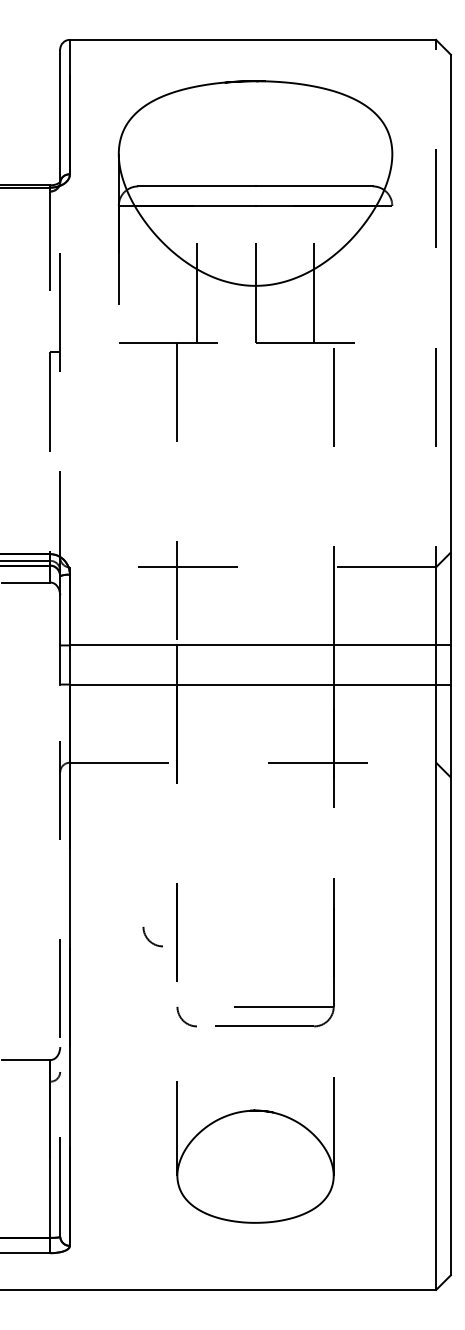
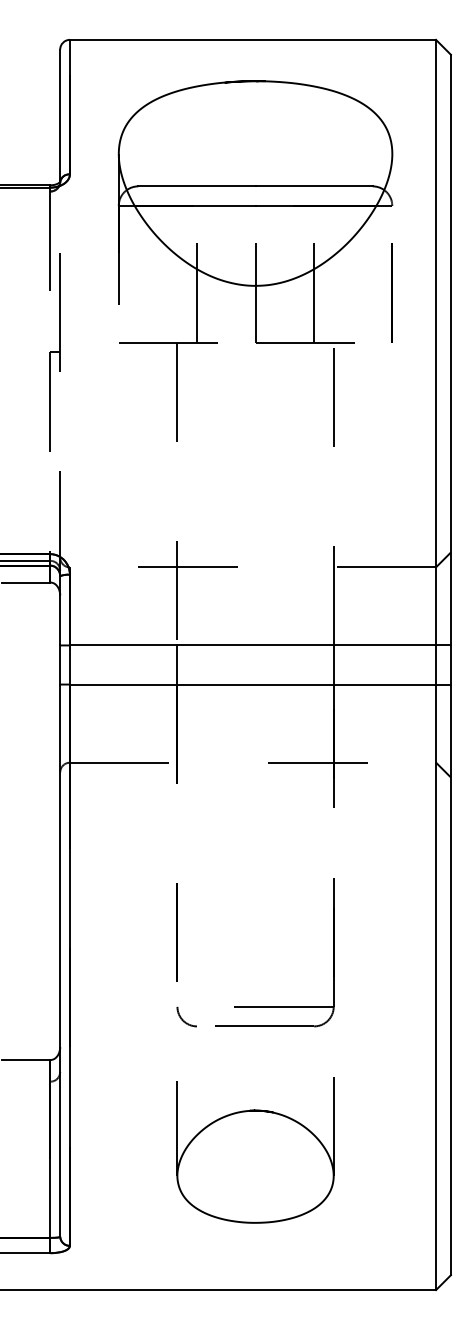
line: none -> present (391, 292)
line: dashed -> solid (436, 342)
arc: present -> none (149, 939)
line: dashed -> solid (60, 960)
